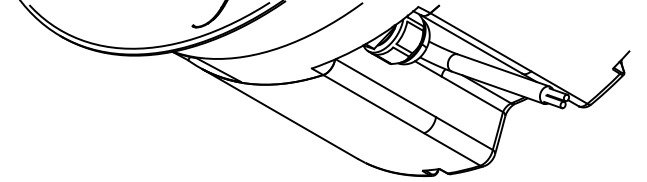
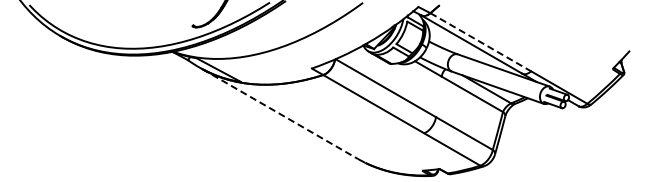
line: solid -> dashed (481, 42)
line: solid -> dashed (280, 114)
